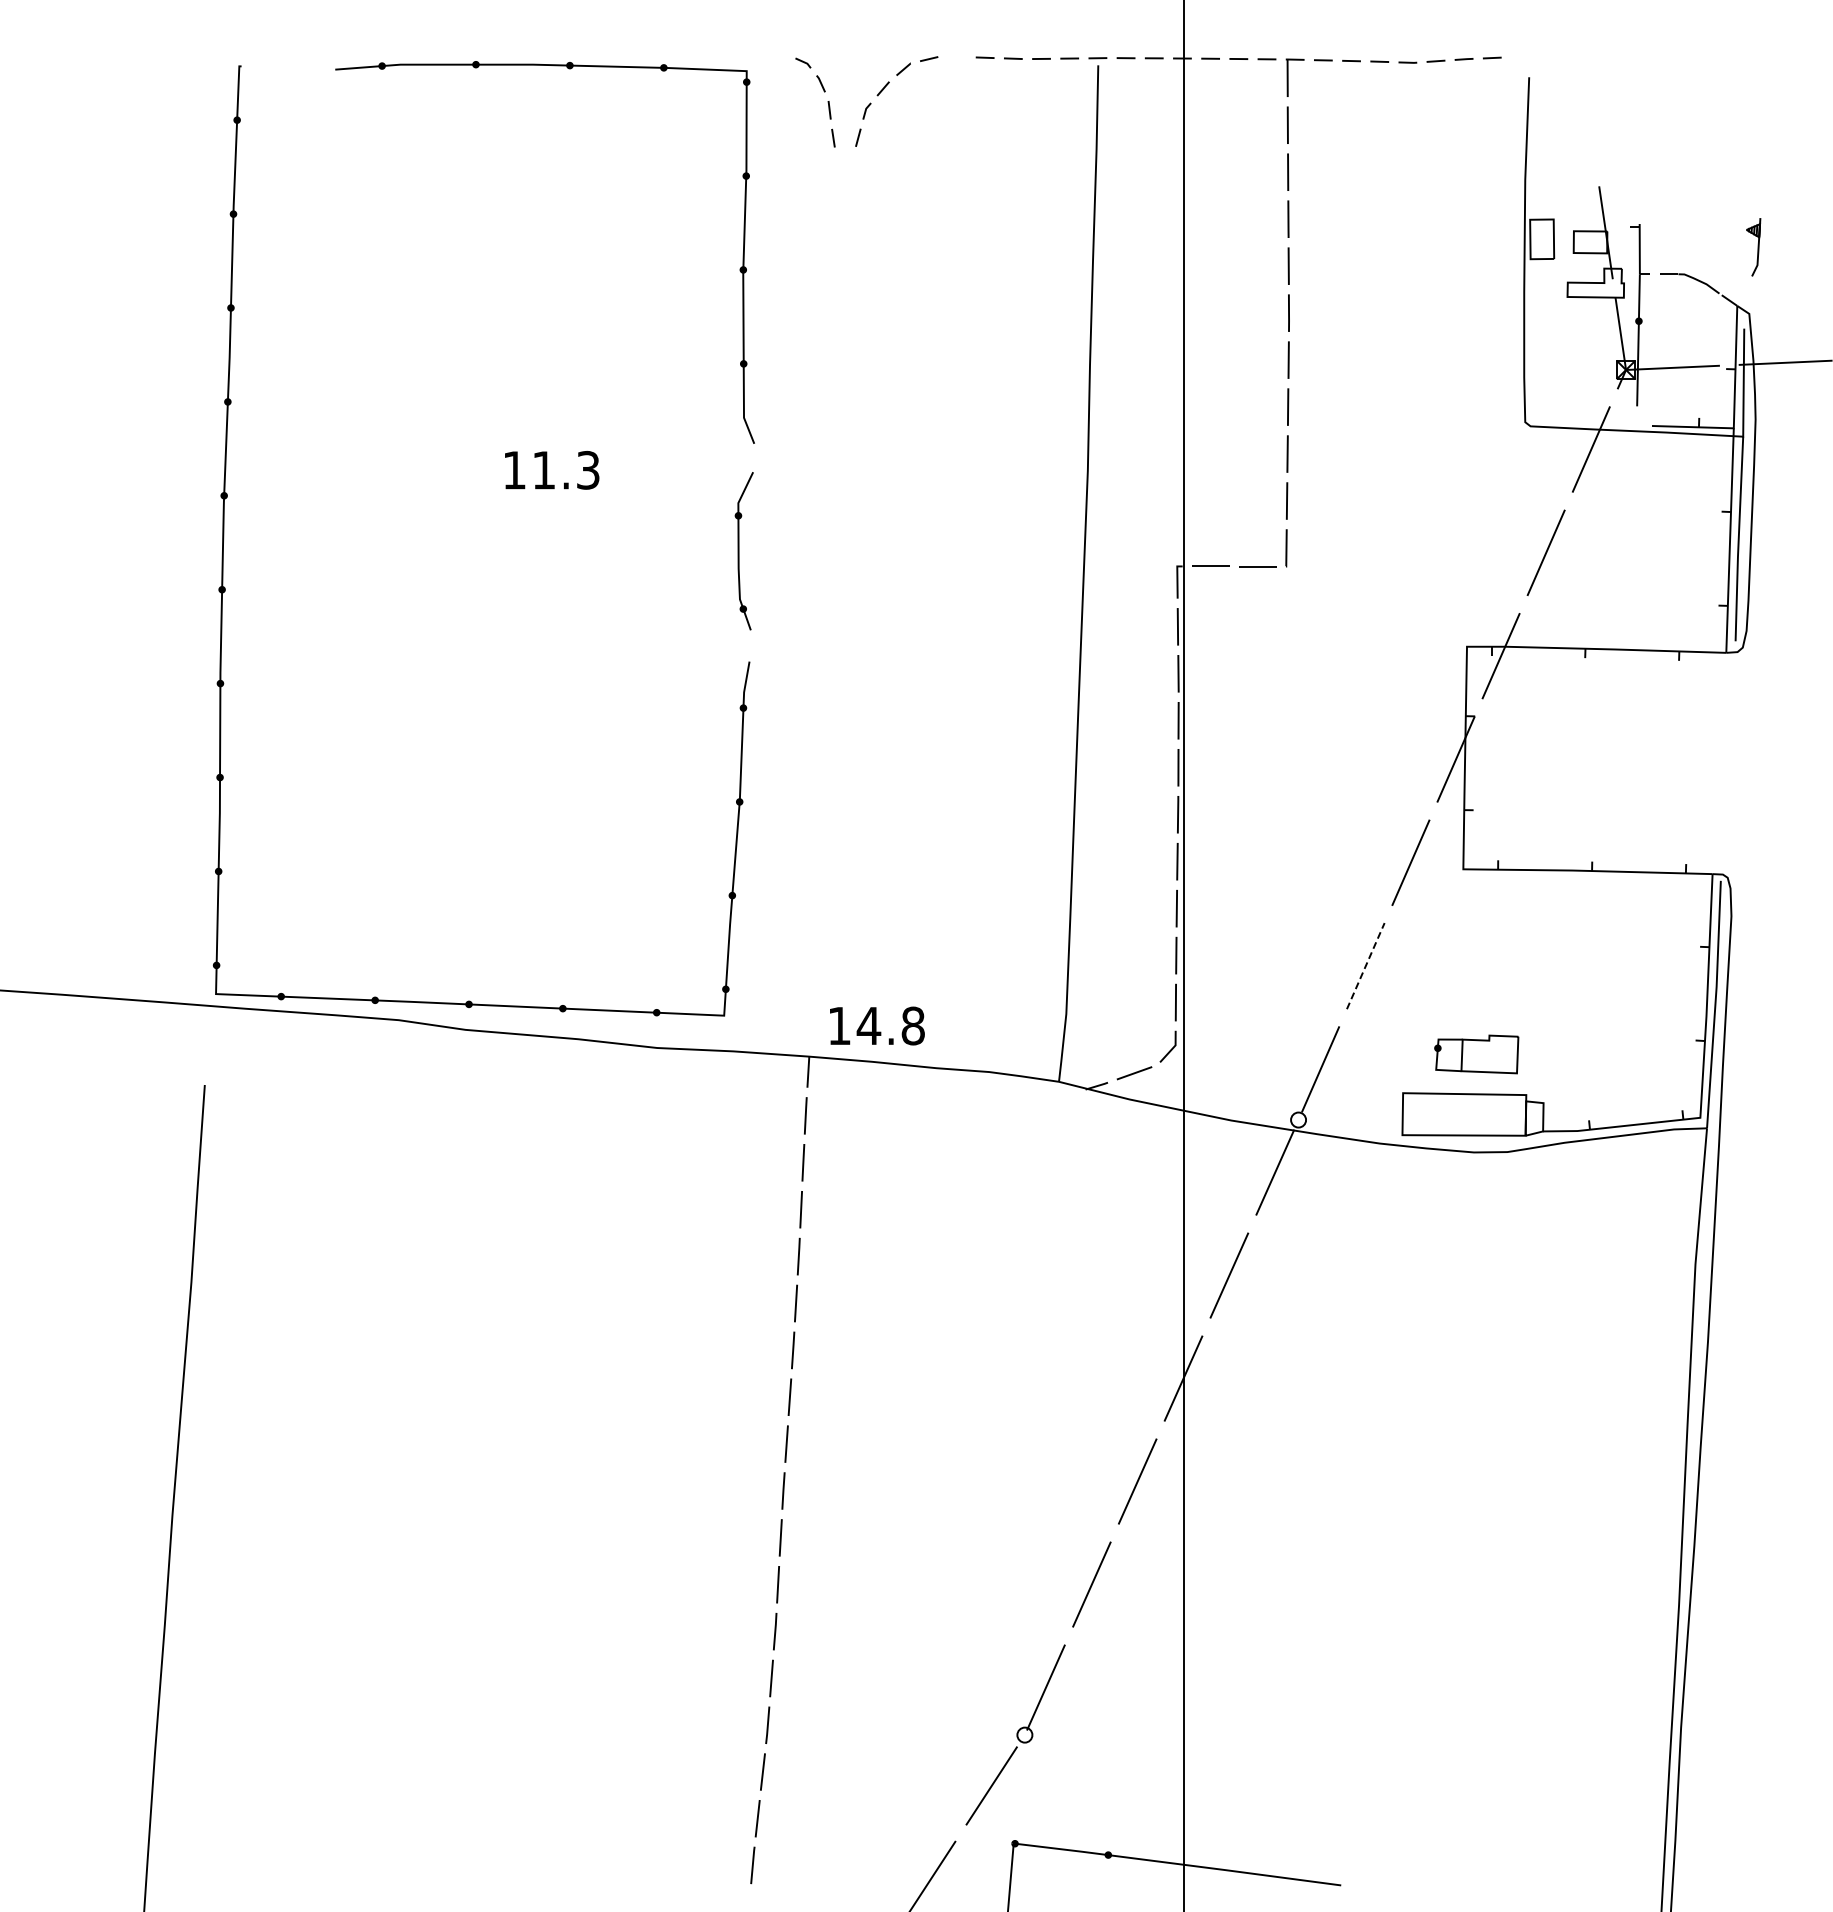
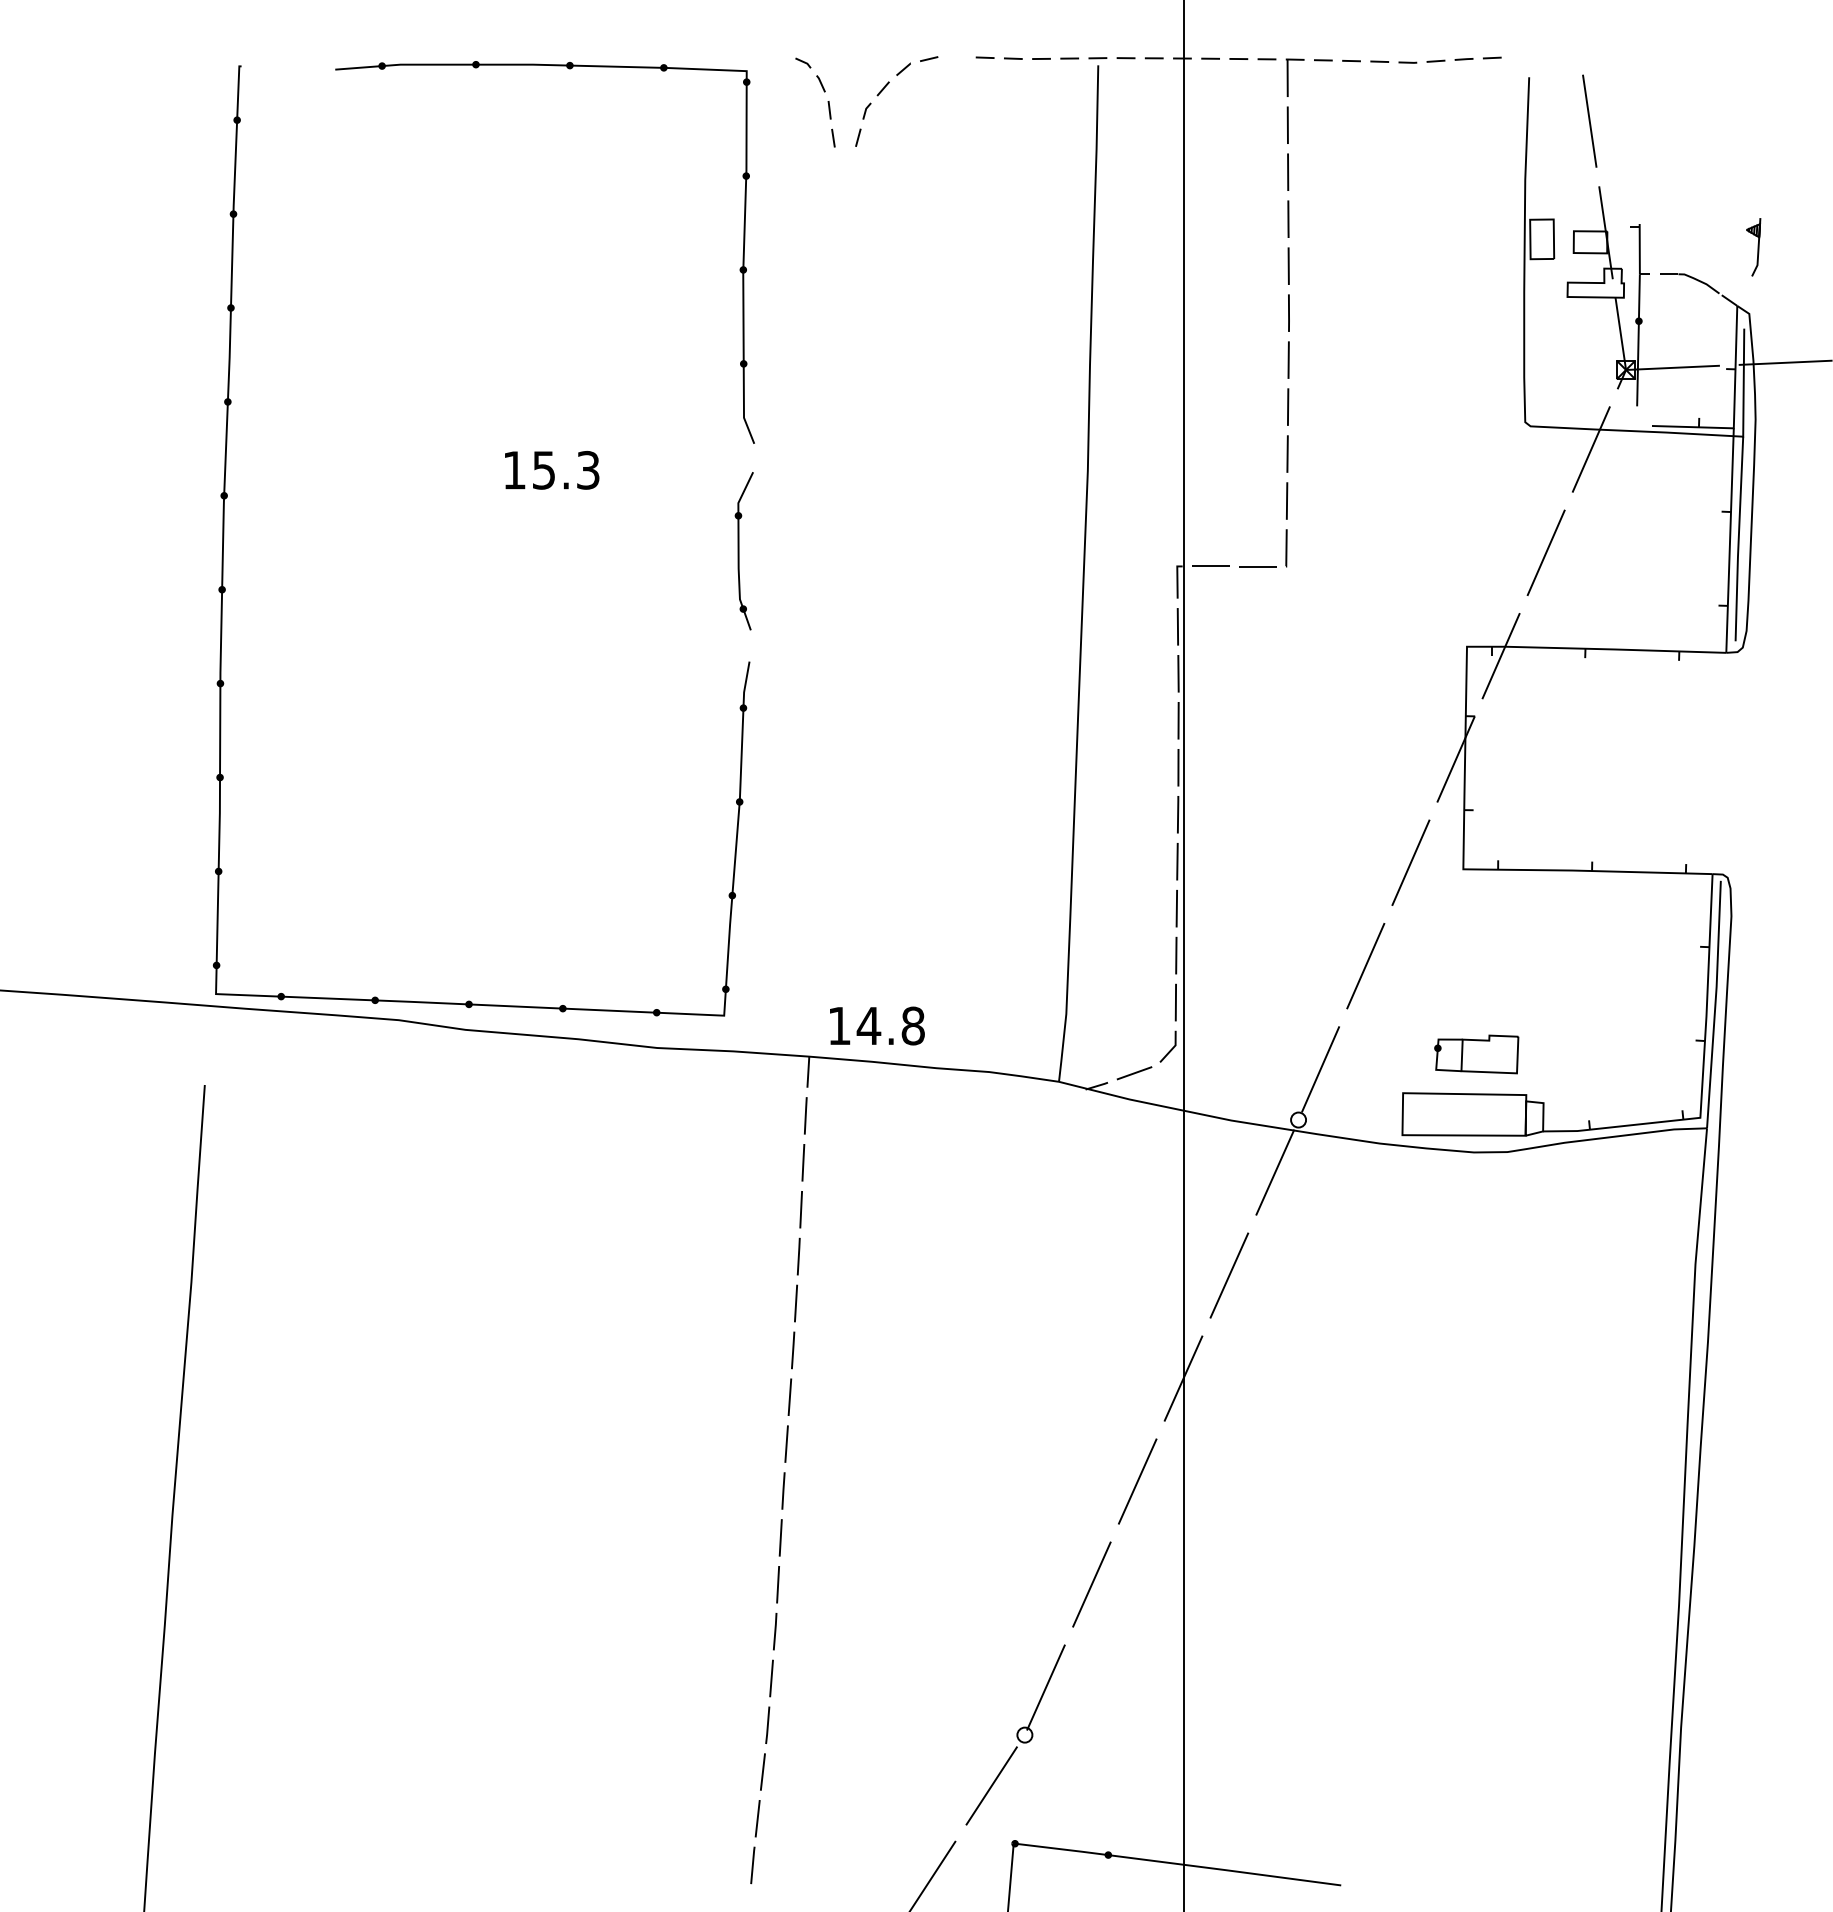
line: none -> present (1589, 120)
text: 11.3 -> 15.3 (543, 470)
line: dashed -> solid (1365, 965)
